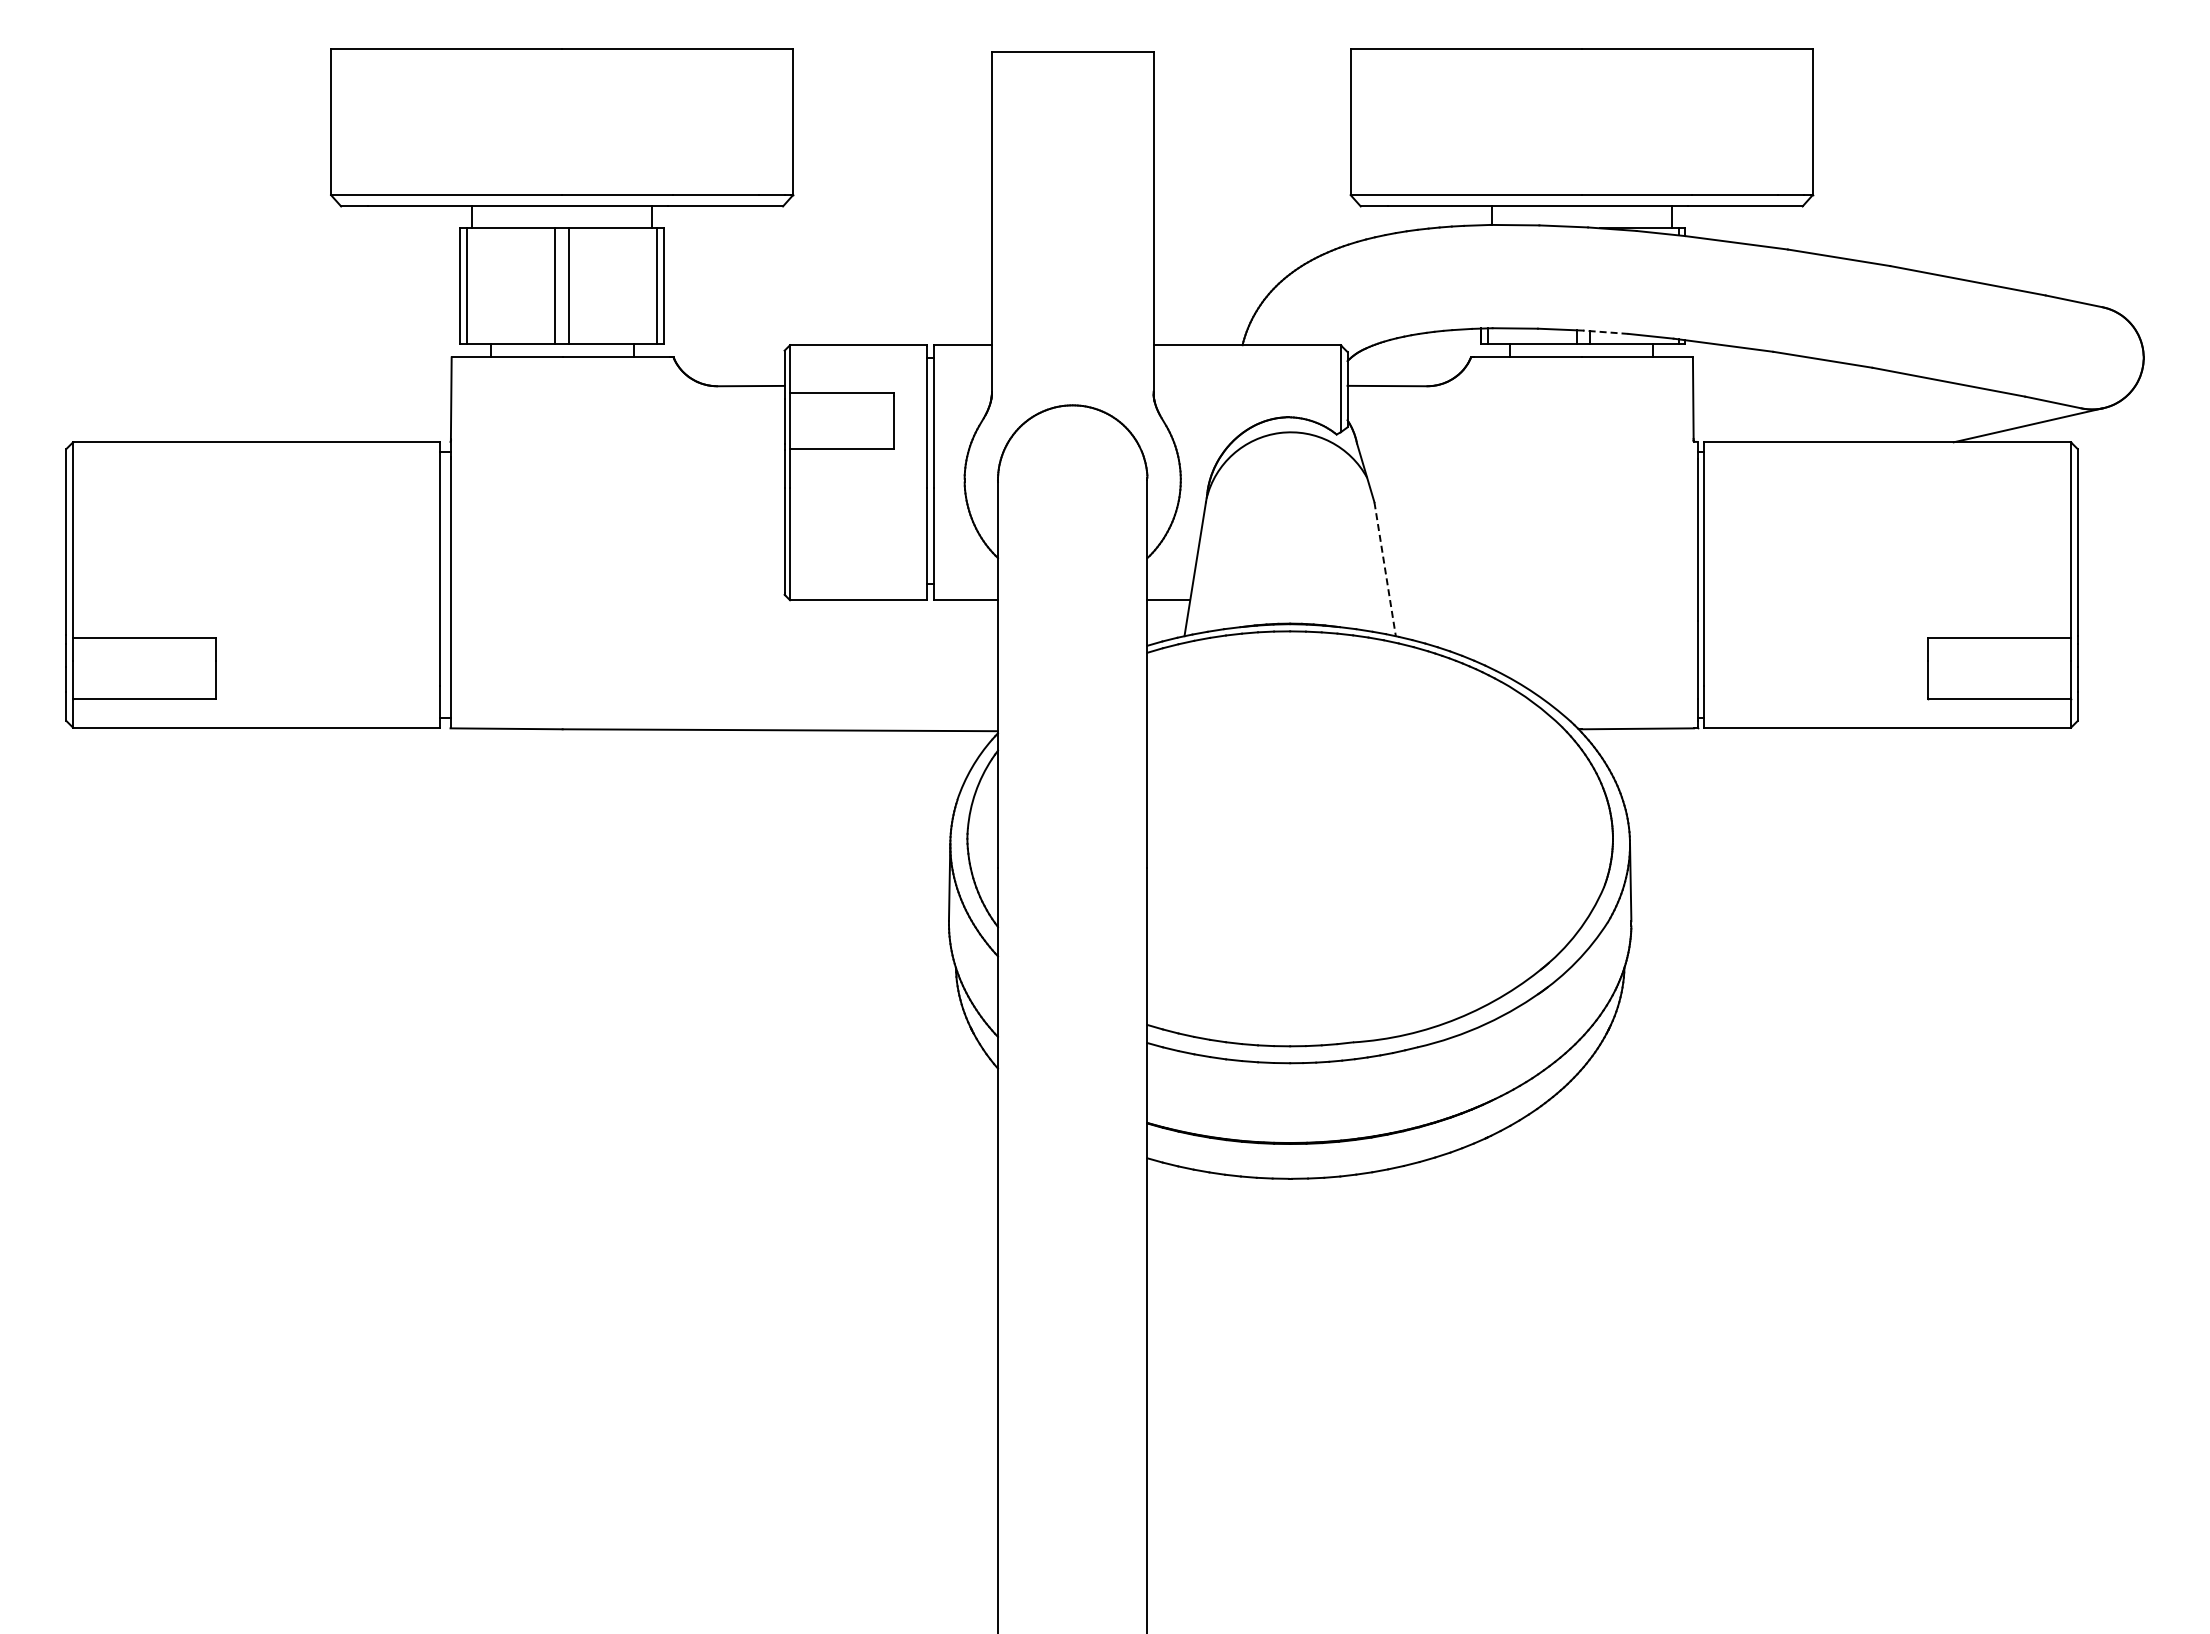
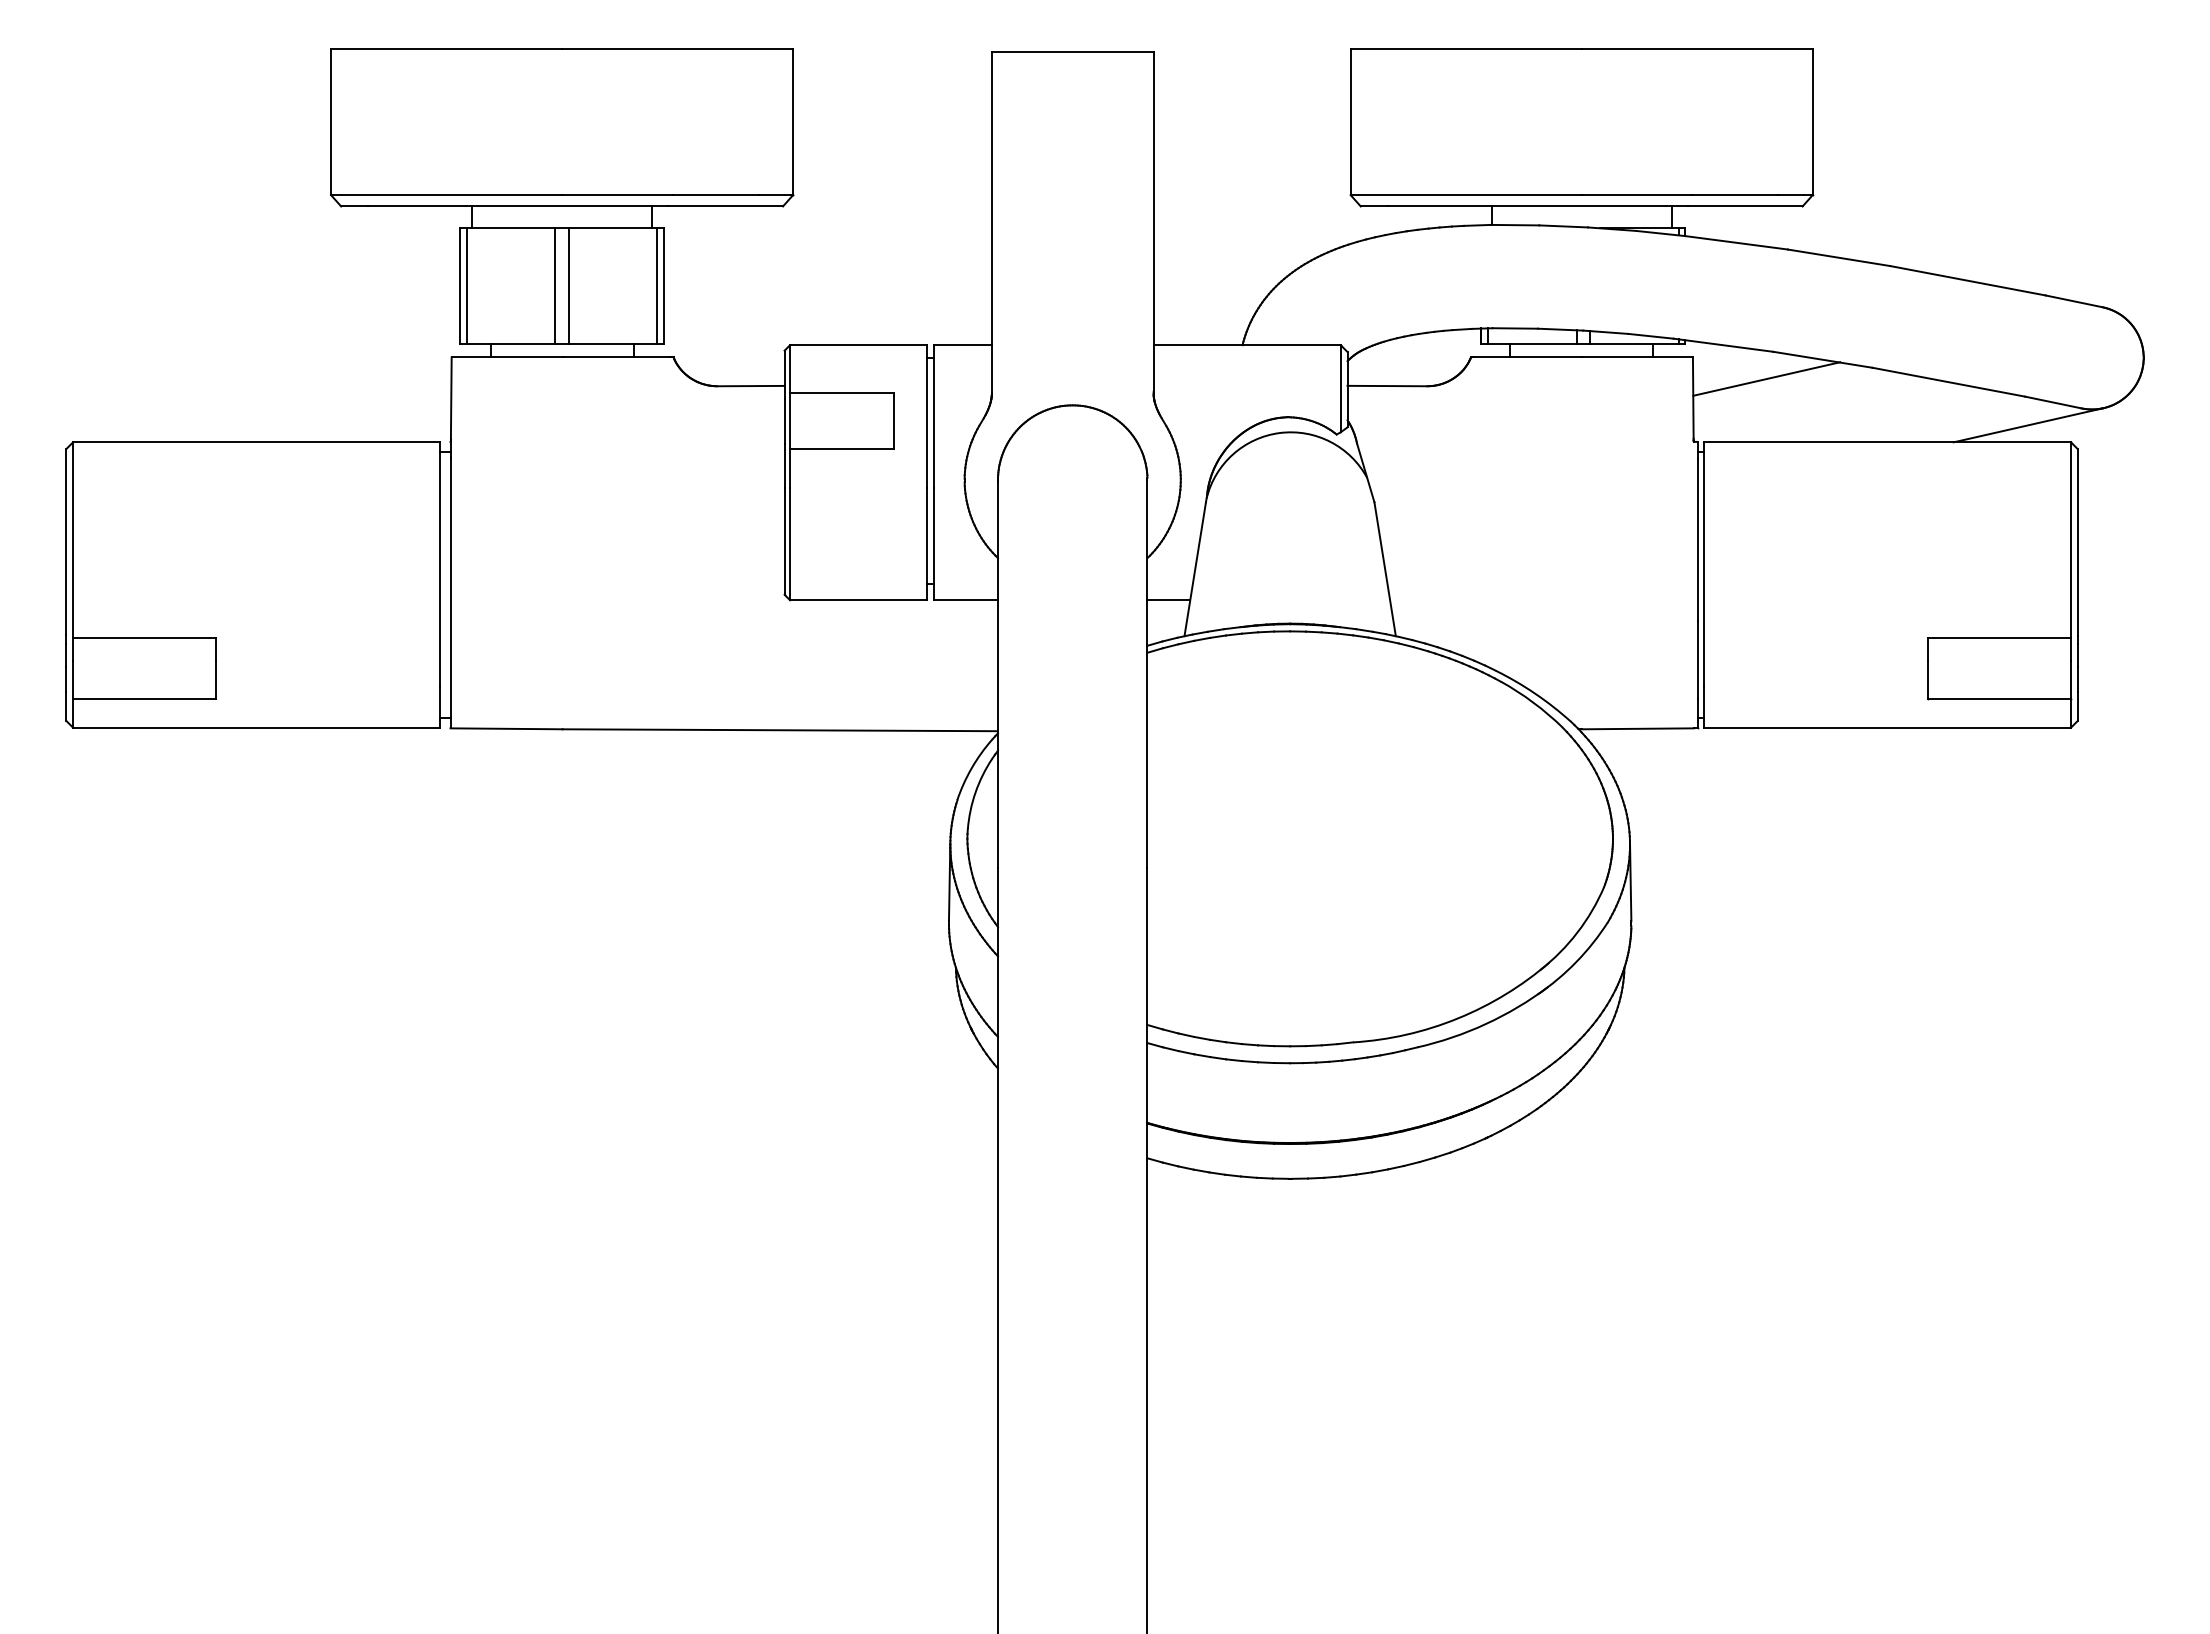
line: dashed -> solid (1605, 332)
line: none -> present (1766, 378)
line: dashed -> solid (1385, 569)
